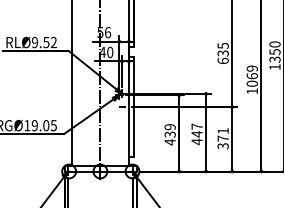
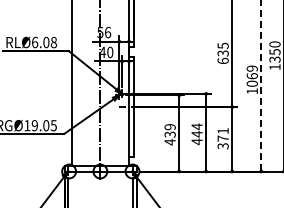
text: RLØ9.52 -> RLØ6.08 (44, 42)
line: solid -> dashed (261, 85)
text: 447 -> 444 (196, 126)
